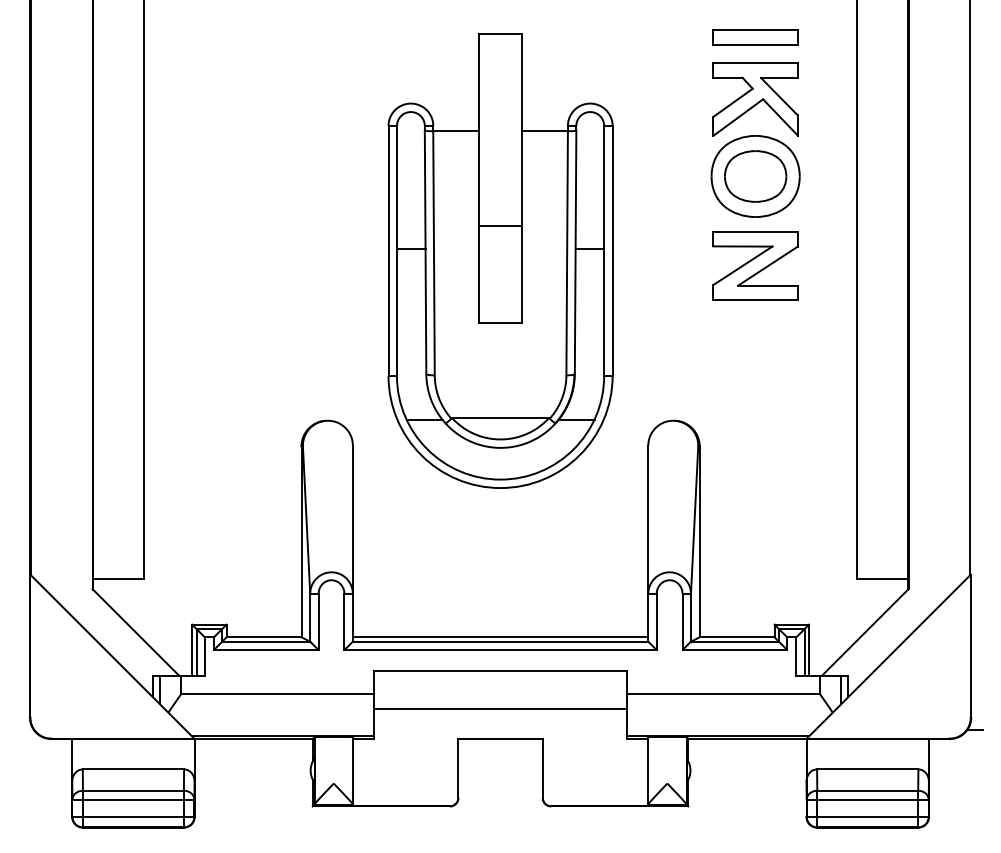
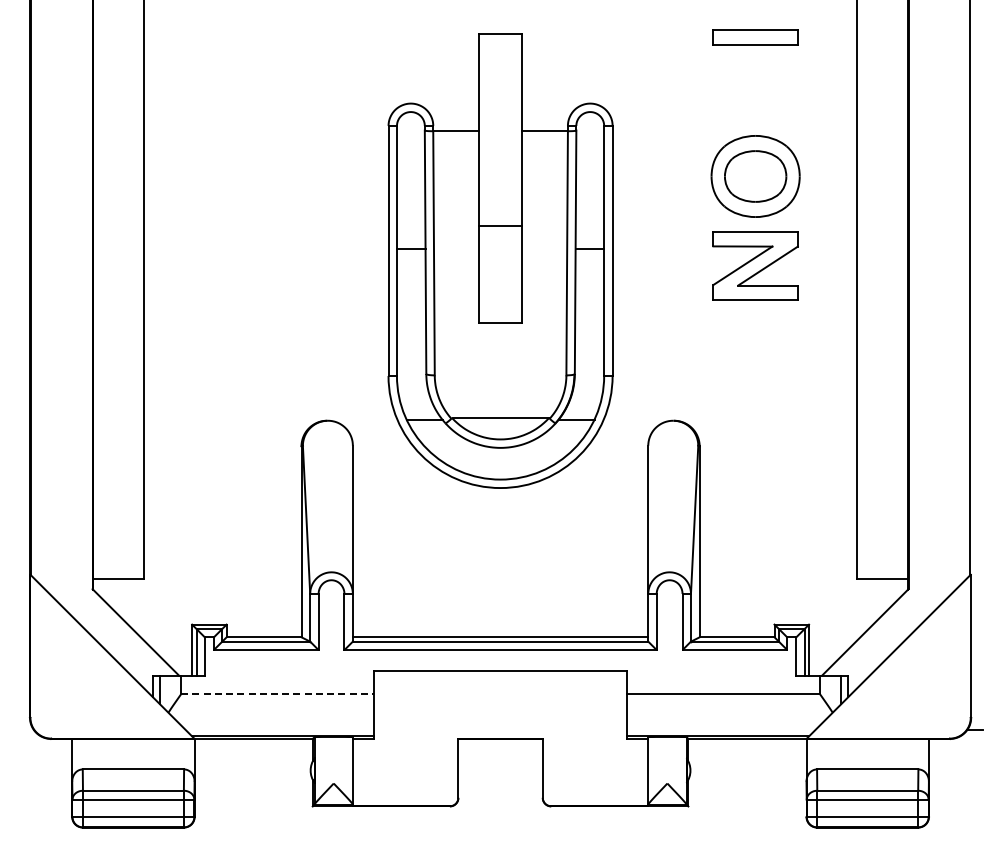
part: present -> none (755, 99)
line: solid -> dashed (278, 694)
line: present -> none (500, 709)
